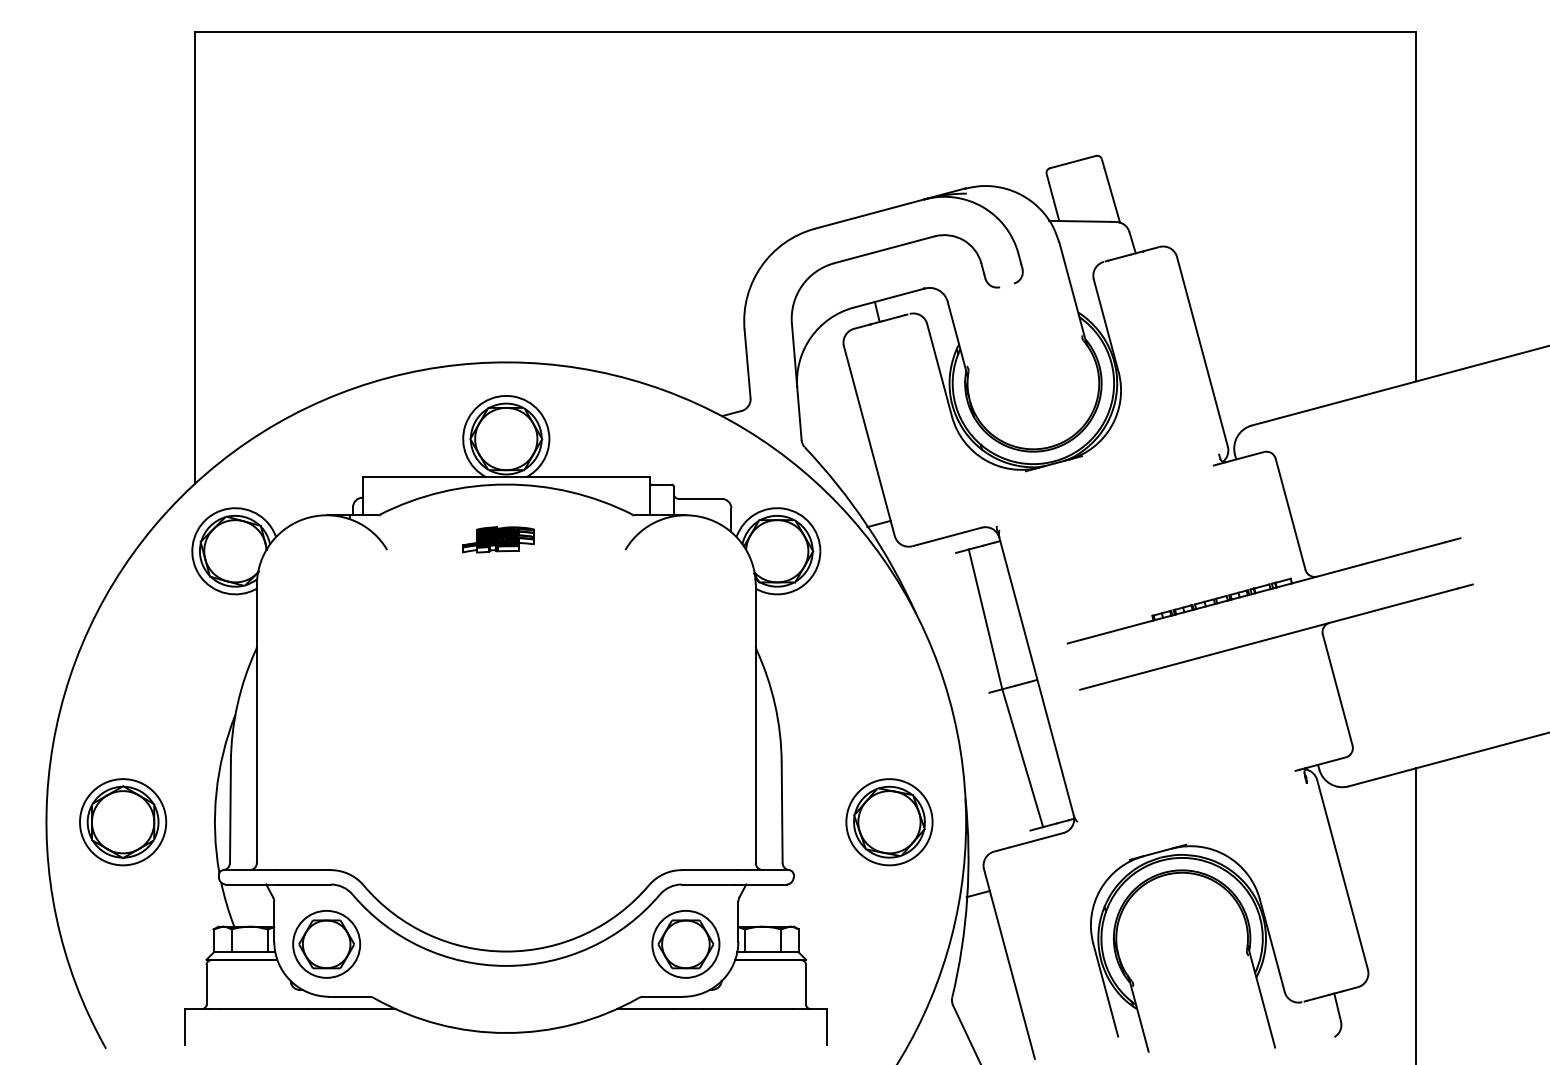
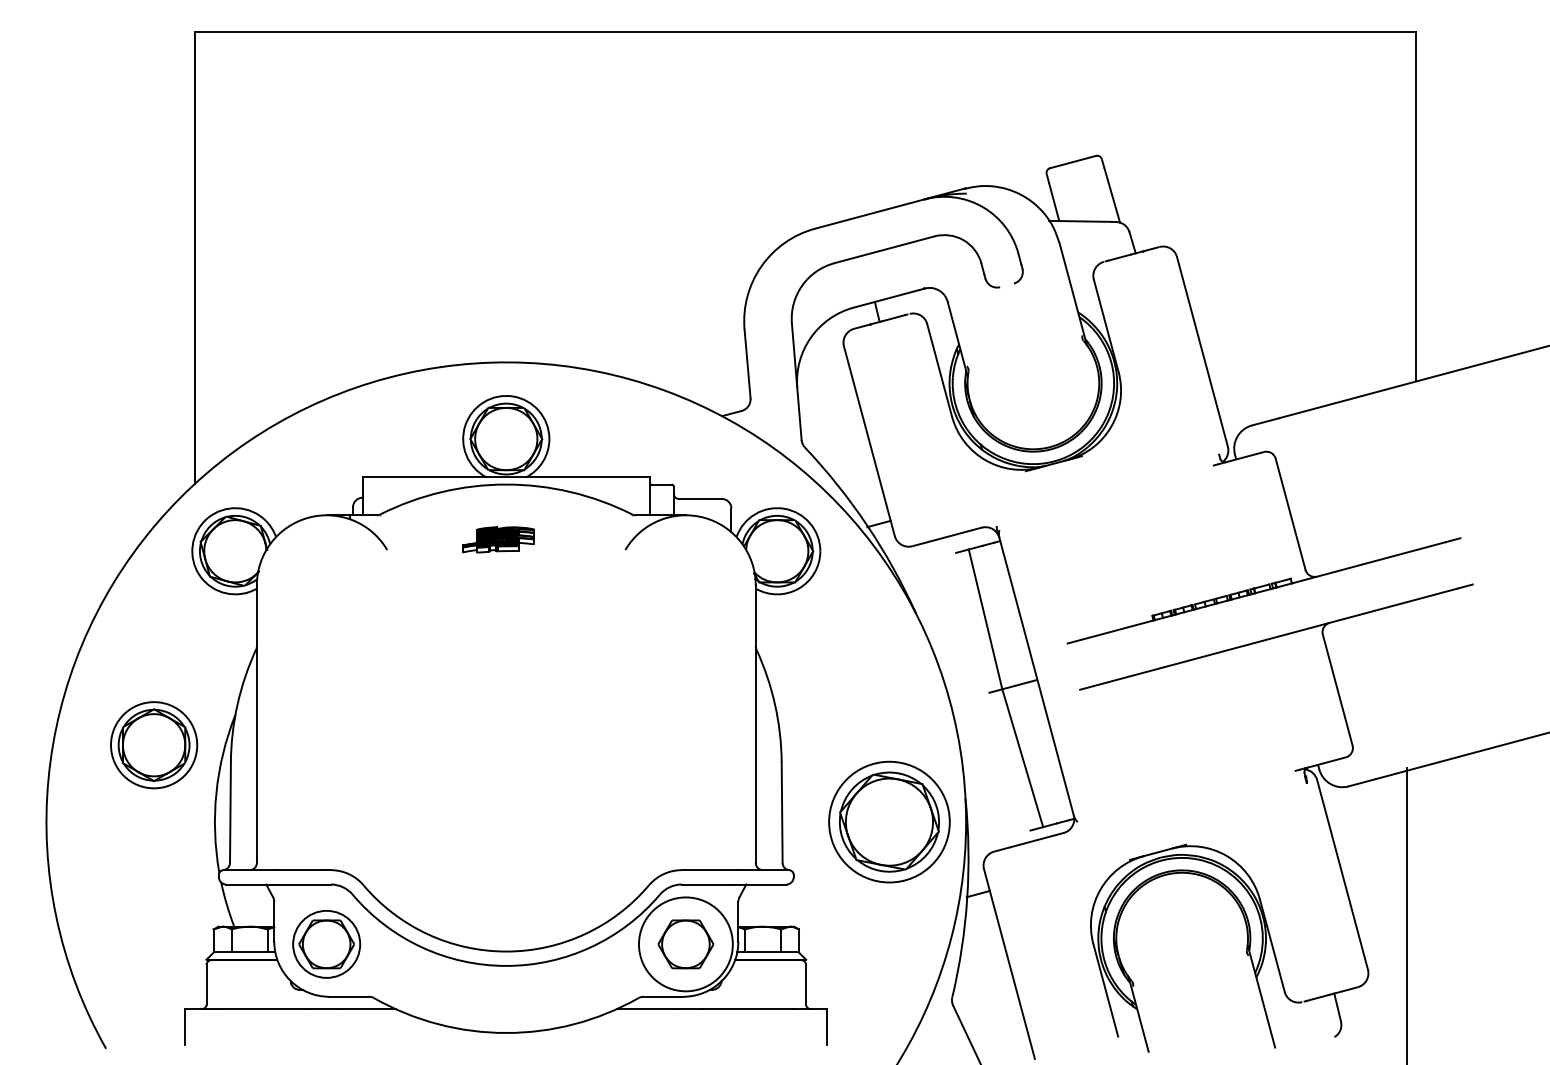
part position: (123, 822) -> (154, 745) (154, 745)
part size: 89x89 px -> 123x124 px (889, 821)
line position: (1416, 914) -> (1407, 914) (1407, 914)
circle diameter: 67 px -> 94 px (685, 944)
